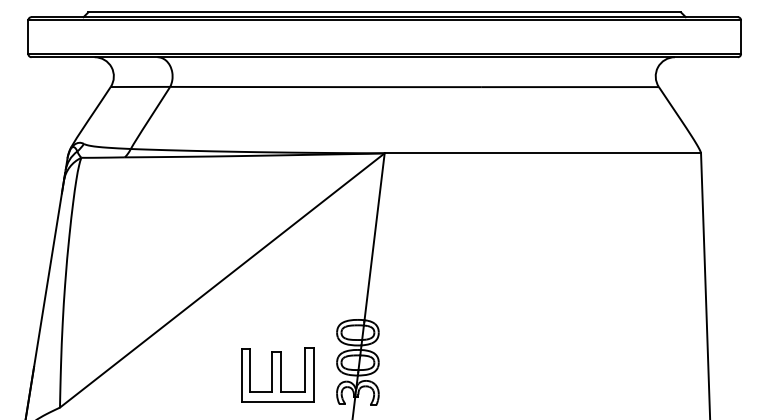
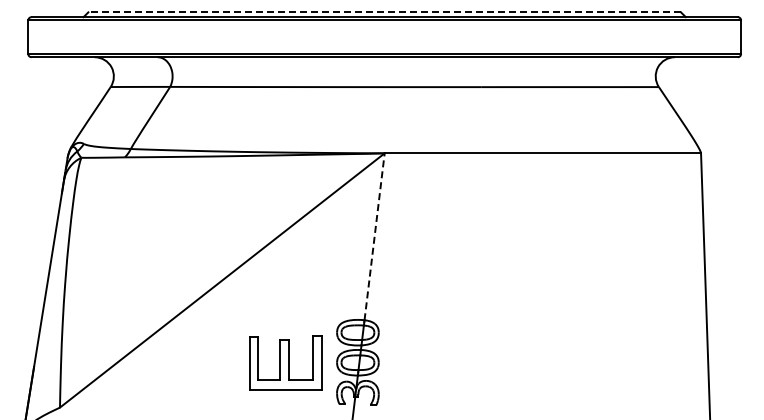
line: solid -> dashed (384, 12)
line: solid -> dashed (374, 236)
part position: (277, 374) -> (285, 362) (285, 362)
